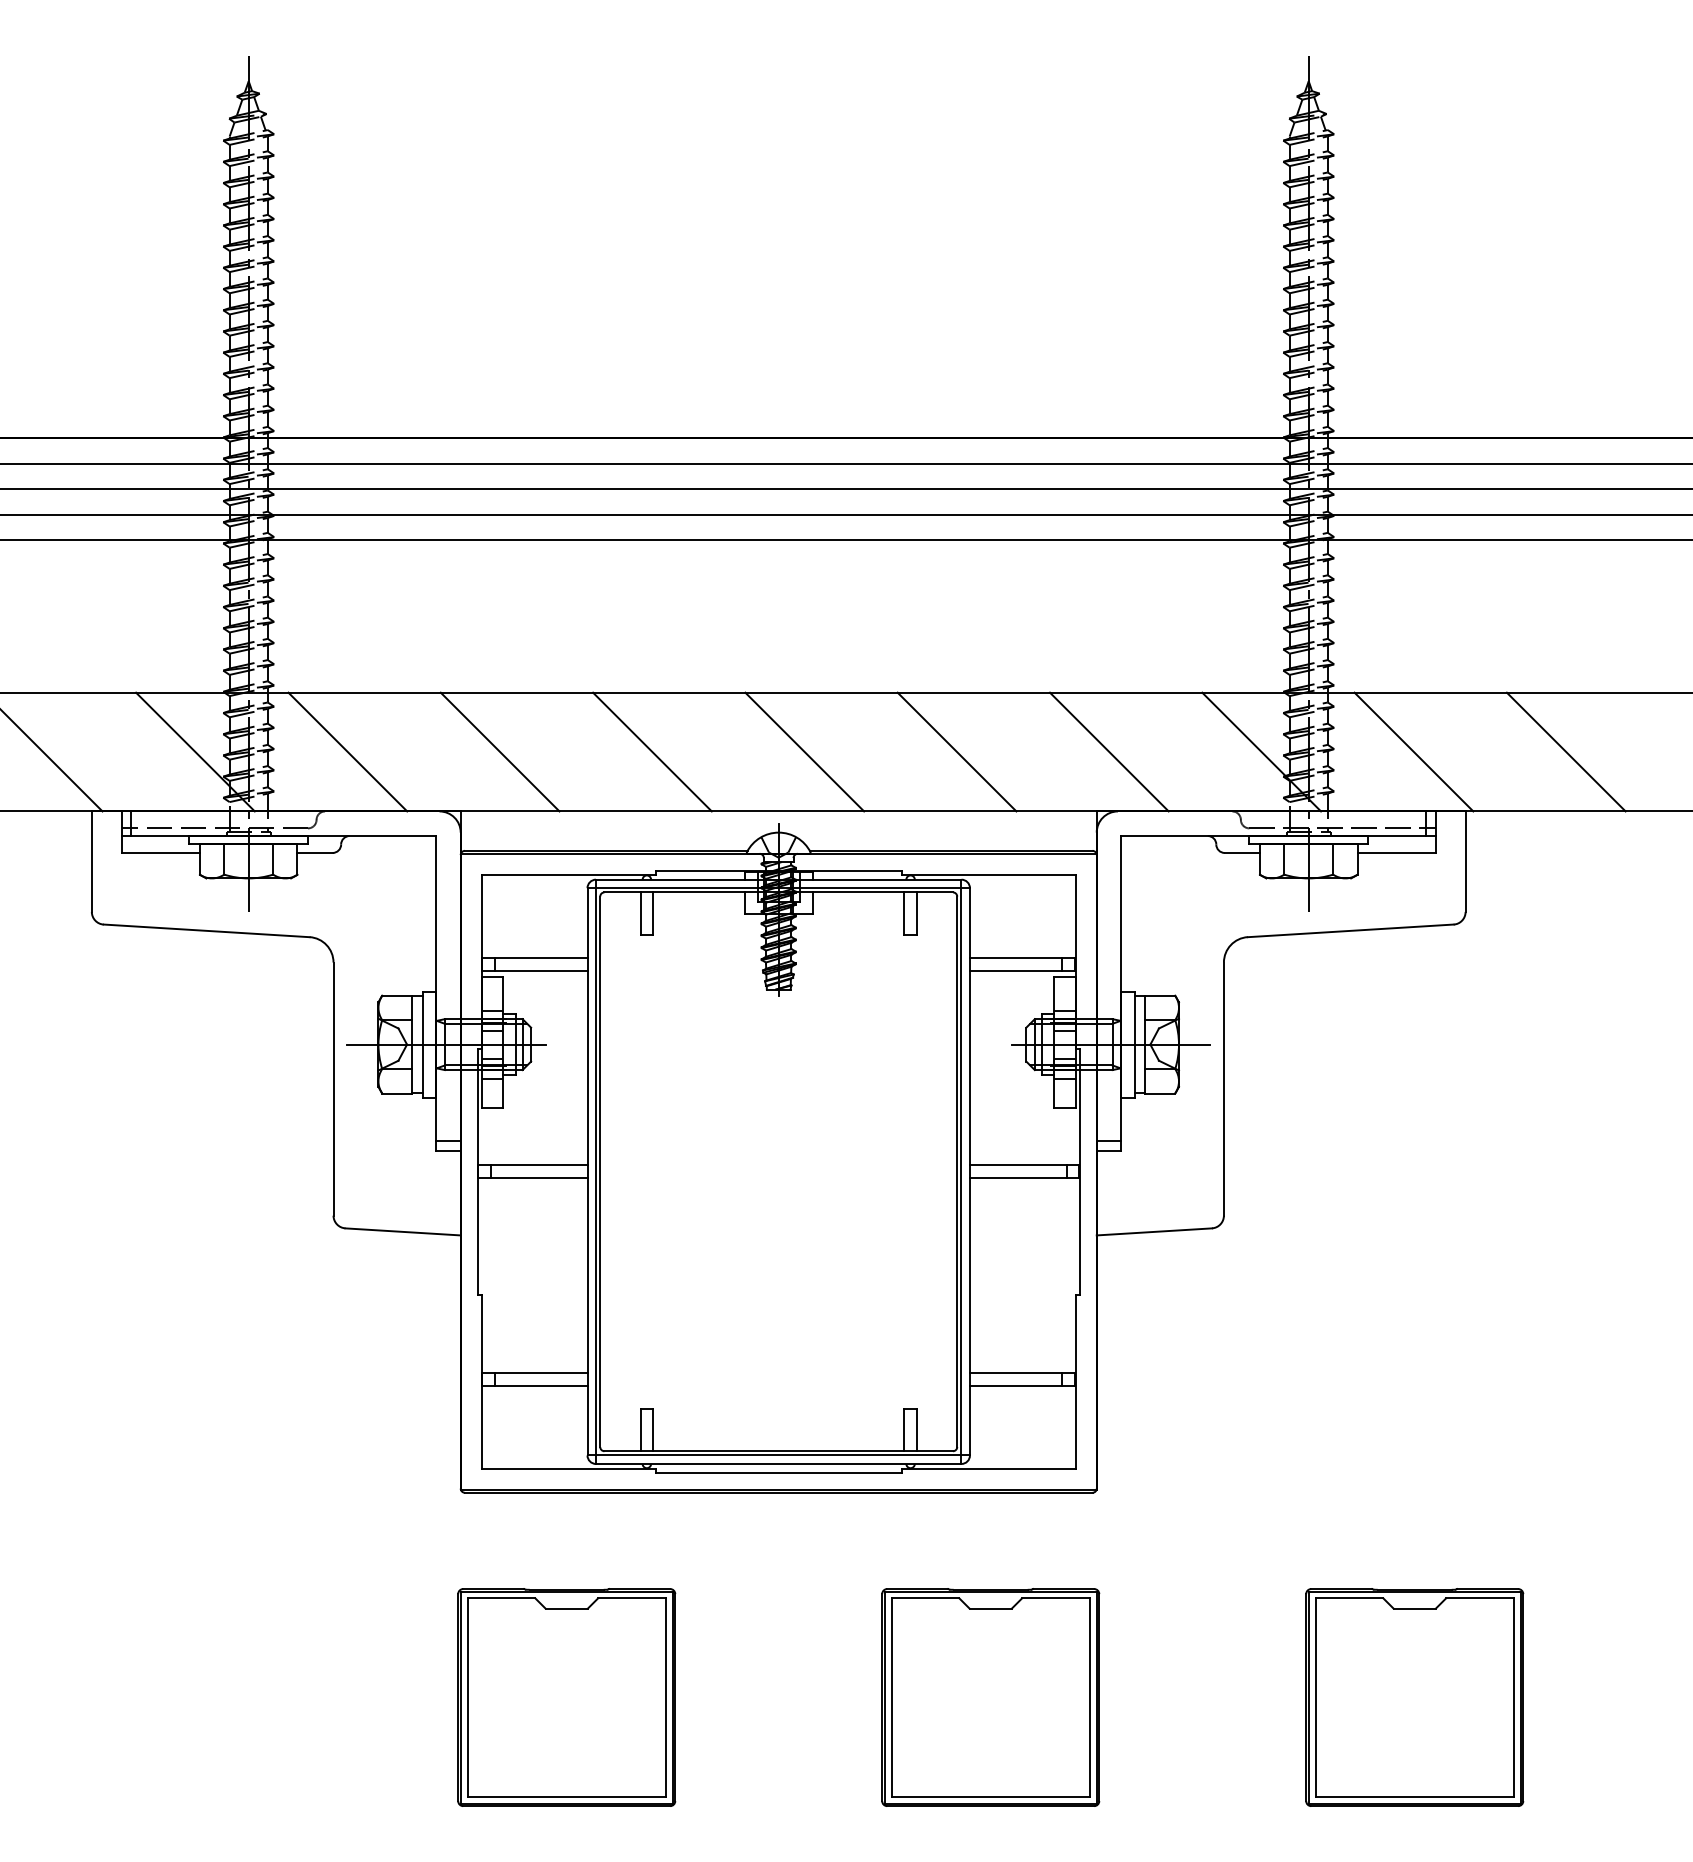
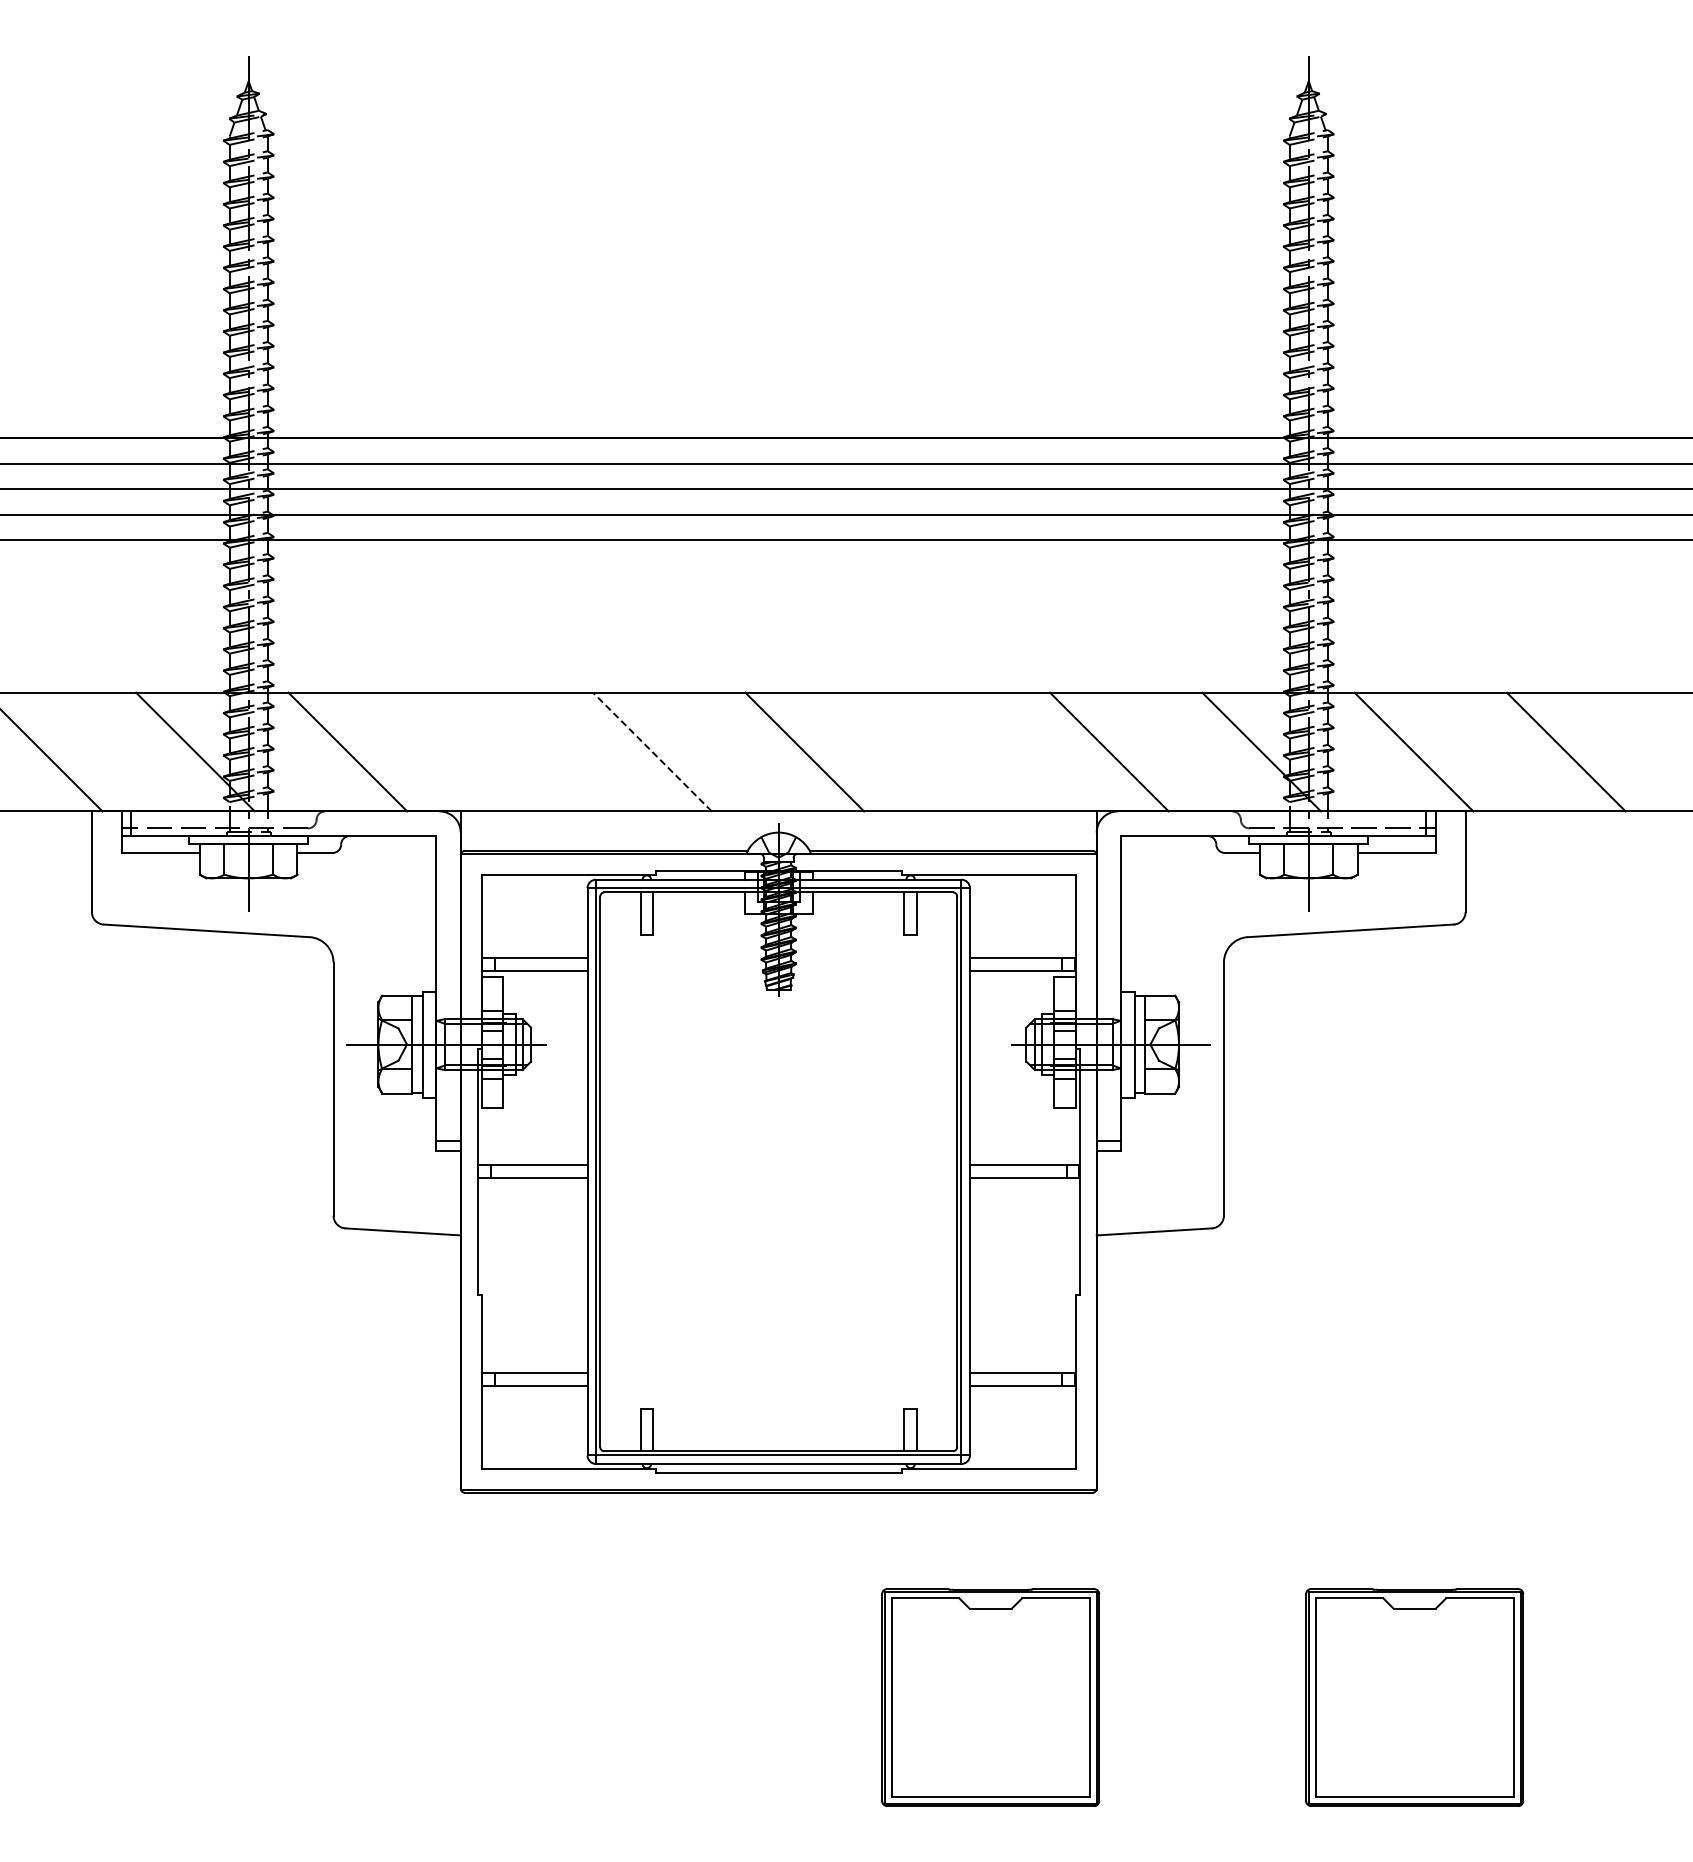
line: present -> none (499, 751)
line: present -> none (956, 751)
line: solid -> dashed (652, 752)
part: present -> none (566, 1697)
